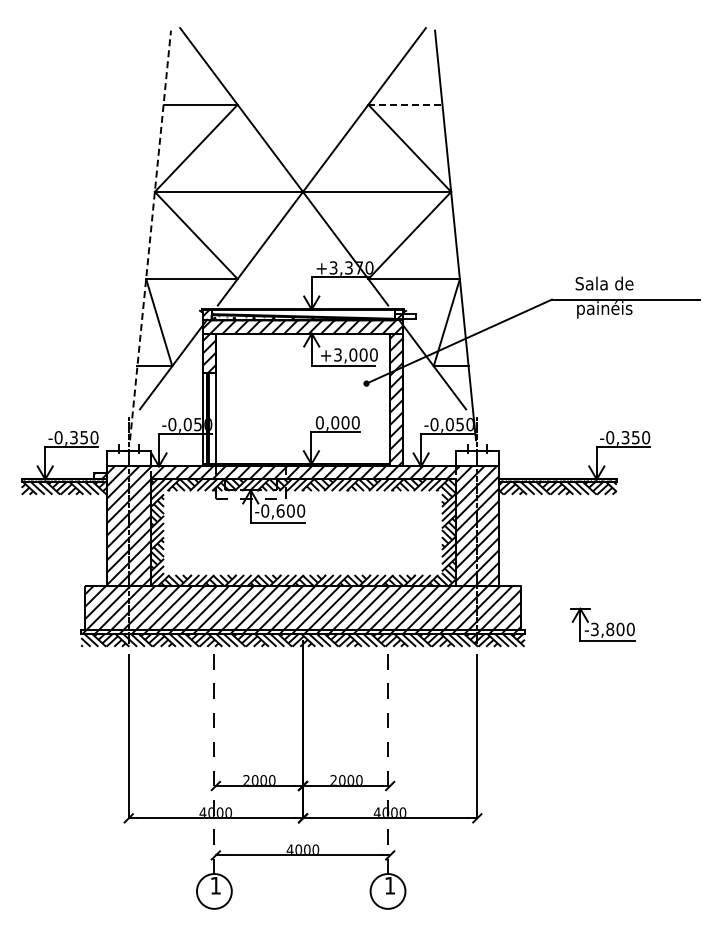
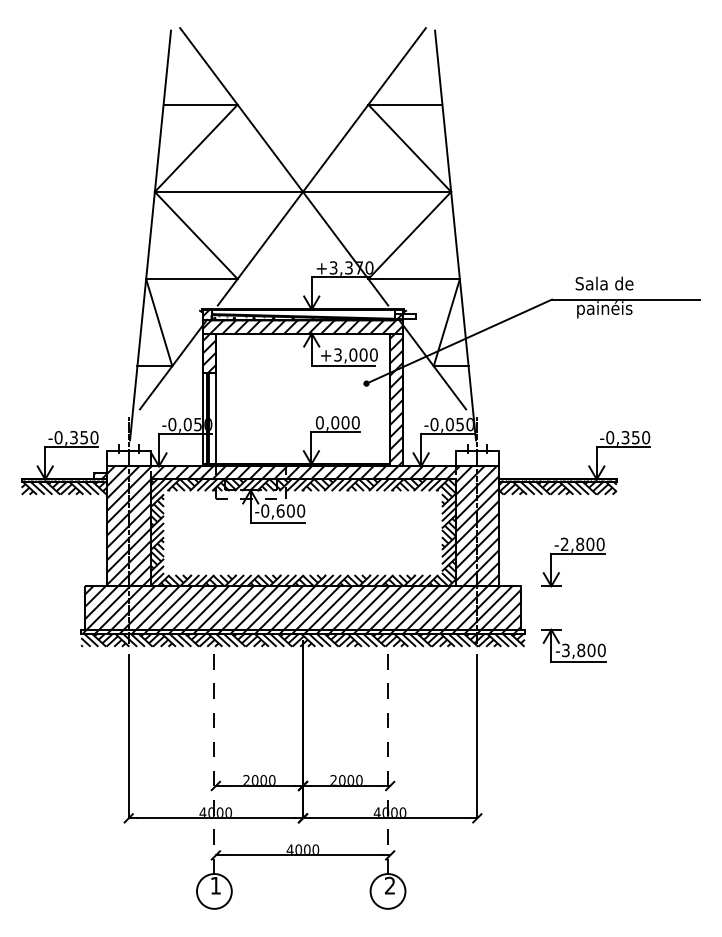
line: dashed -> solid (405, 104)
line: dashed -> solid (150, 235)
part: none -> present (573, 554)
part position: (602, 624) -> (573, 645) (573, 645)
text: 1 -> 2 (389, 885)
